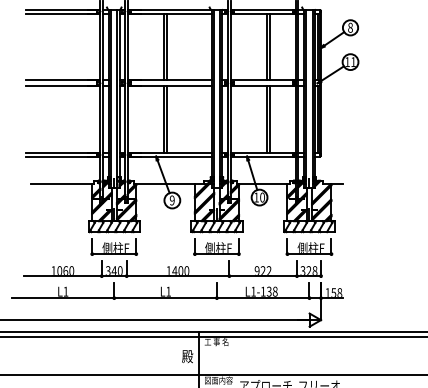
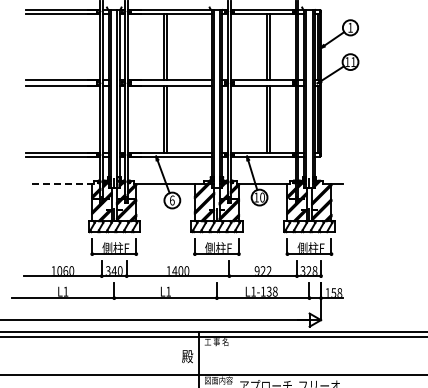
text: 8 -> 1 (350, 27)
line: solid -> dashed (62, 184)
text: 9 -> 6 (171, 200)
